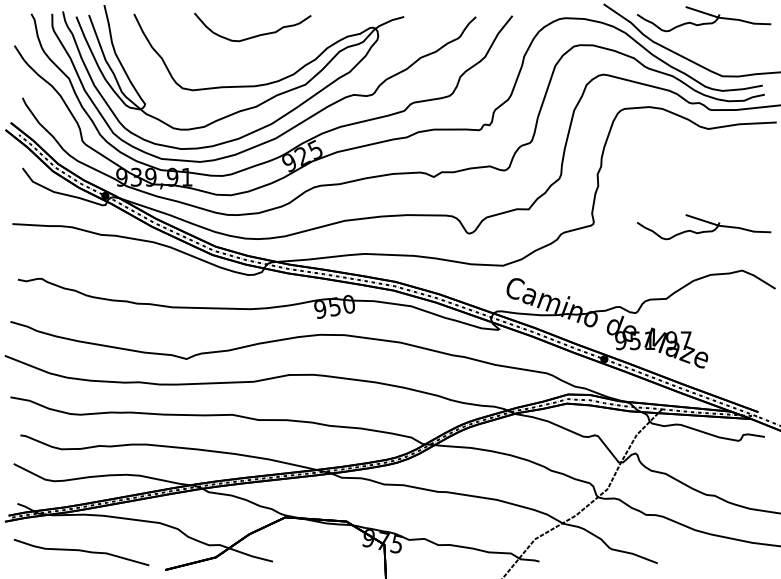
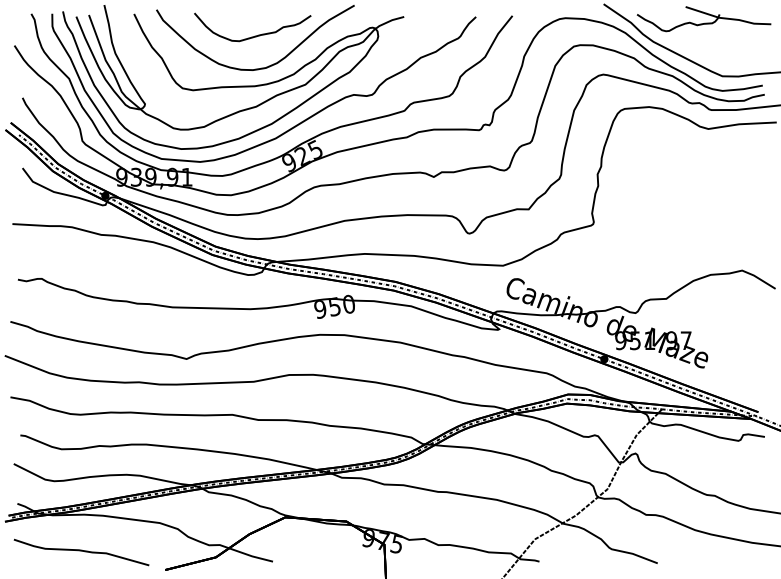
curve: none -> present (261, 67)
part: present -> none (703, 227)
